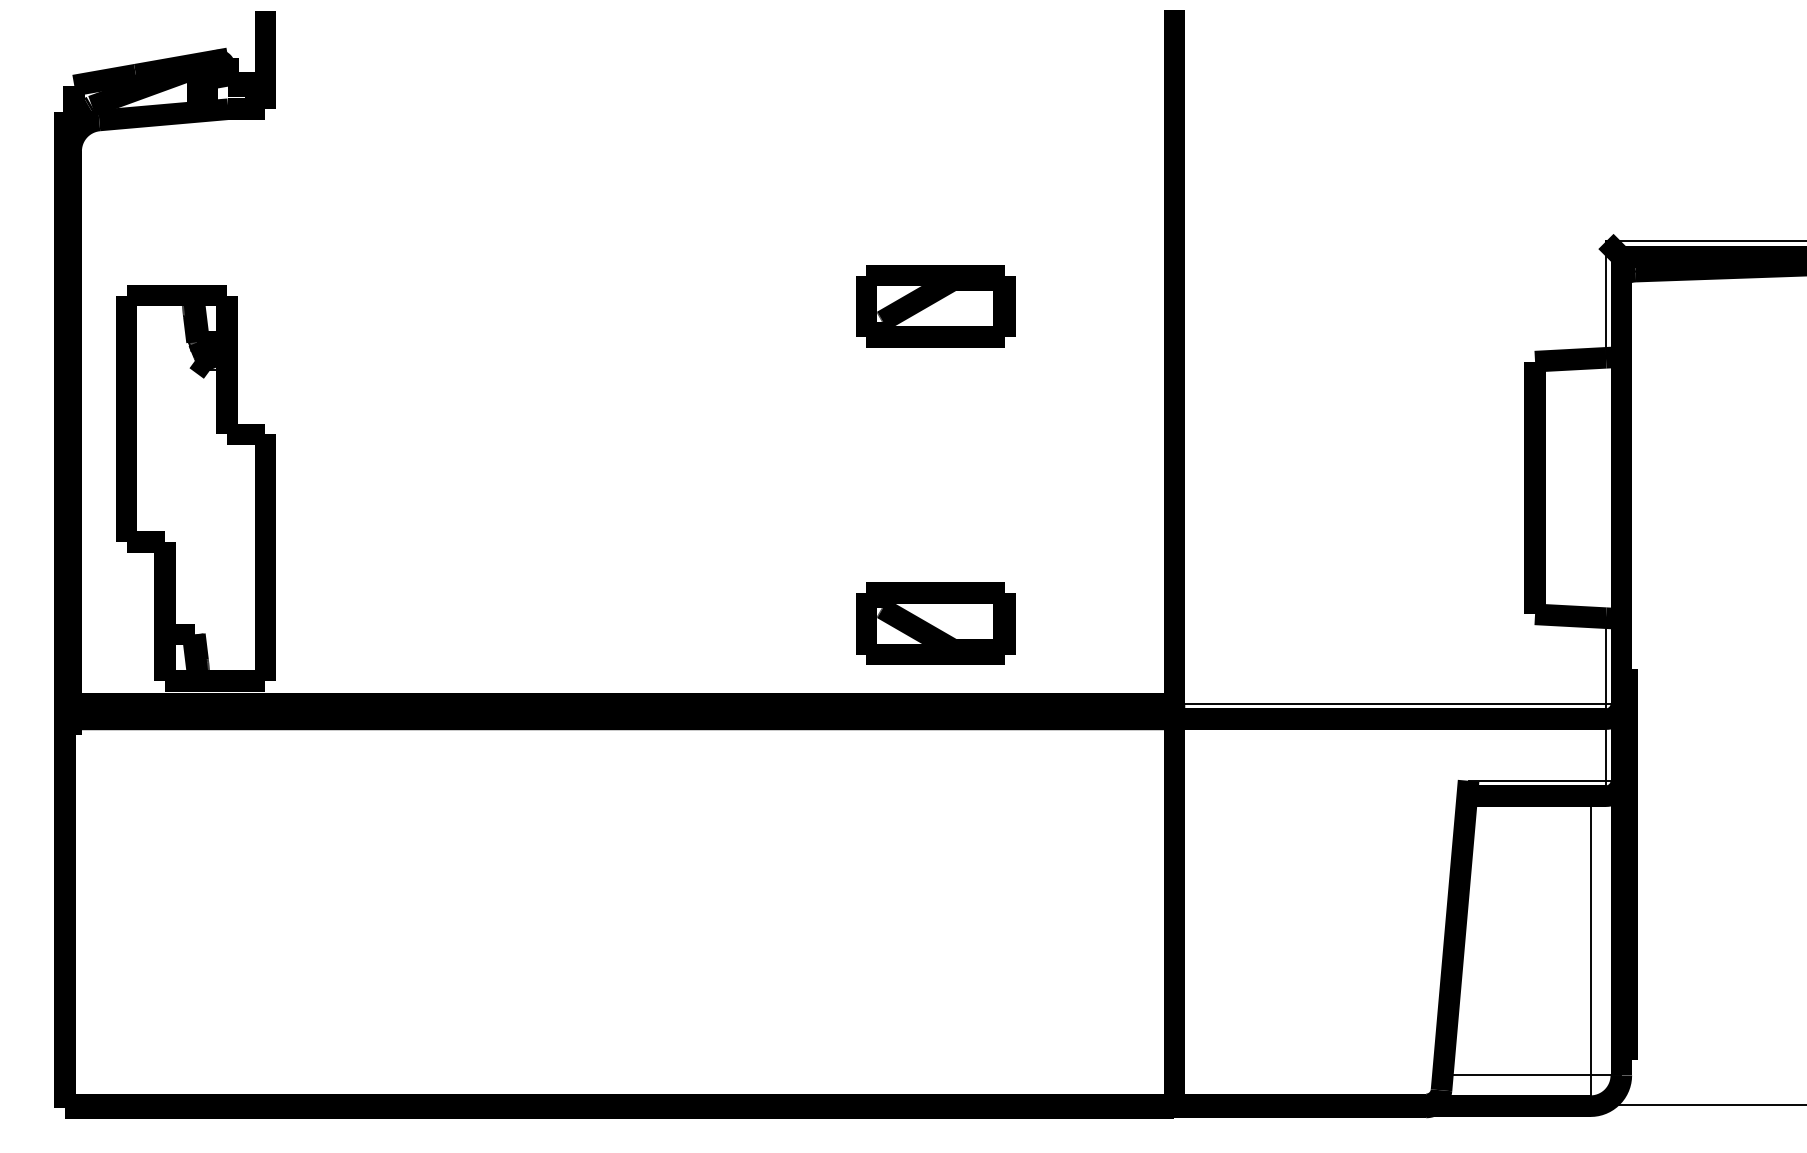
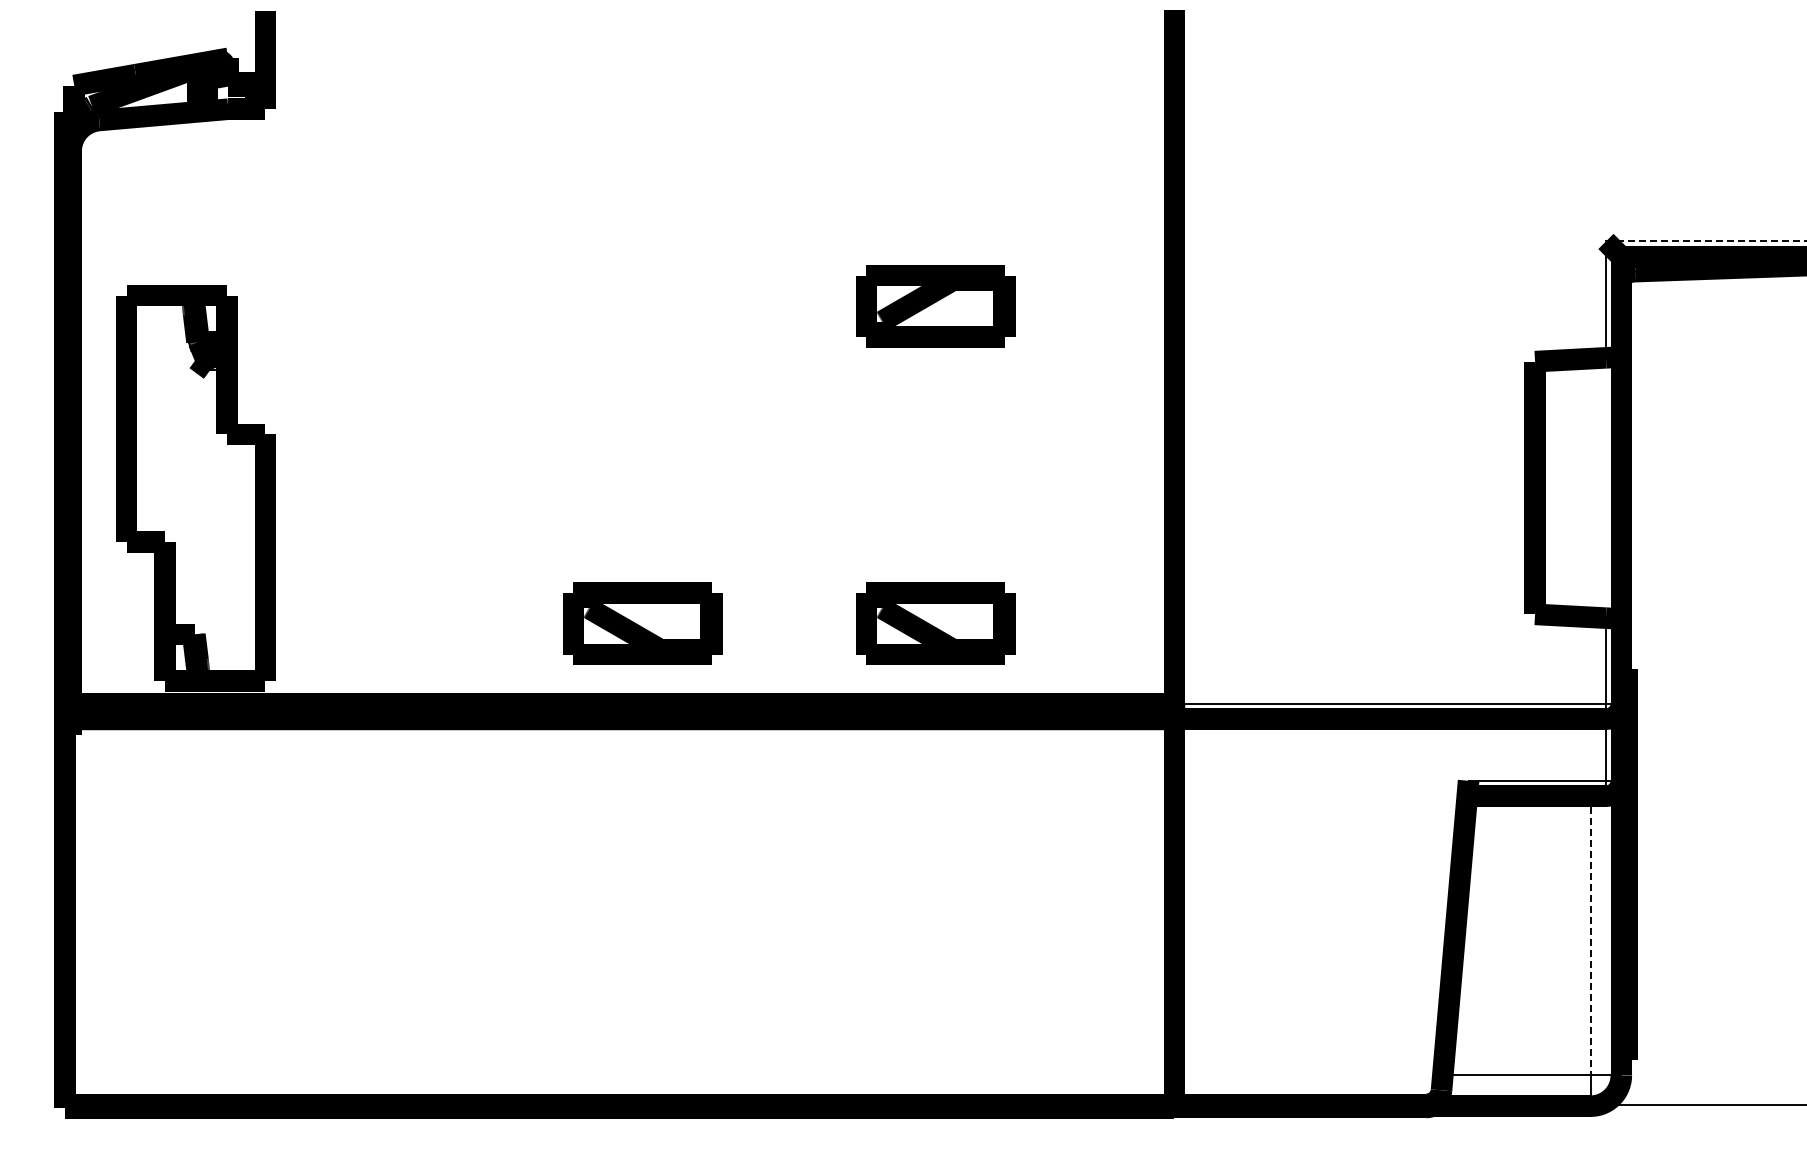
line: solid -> dashed (1706, 241)
part: none -> present (642, 623)
line: solid -> dashed (1590, 935)
